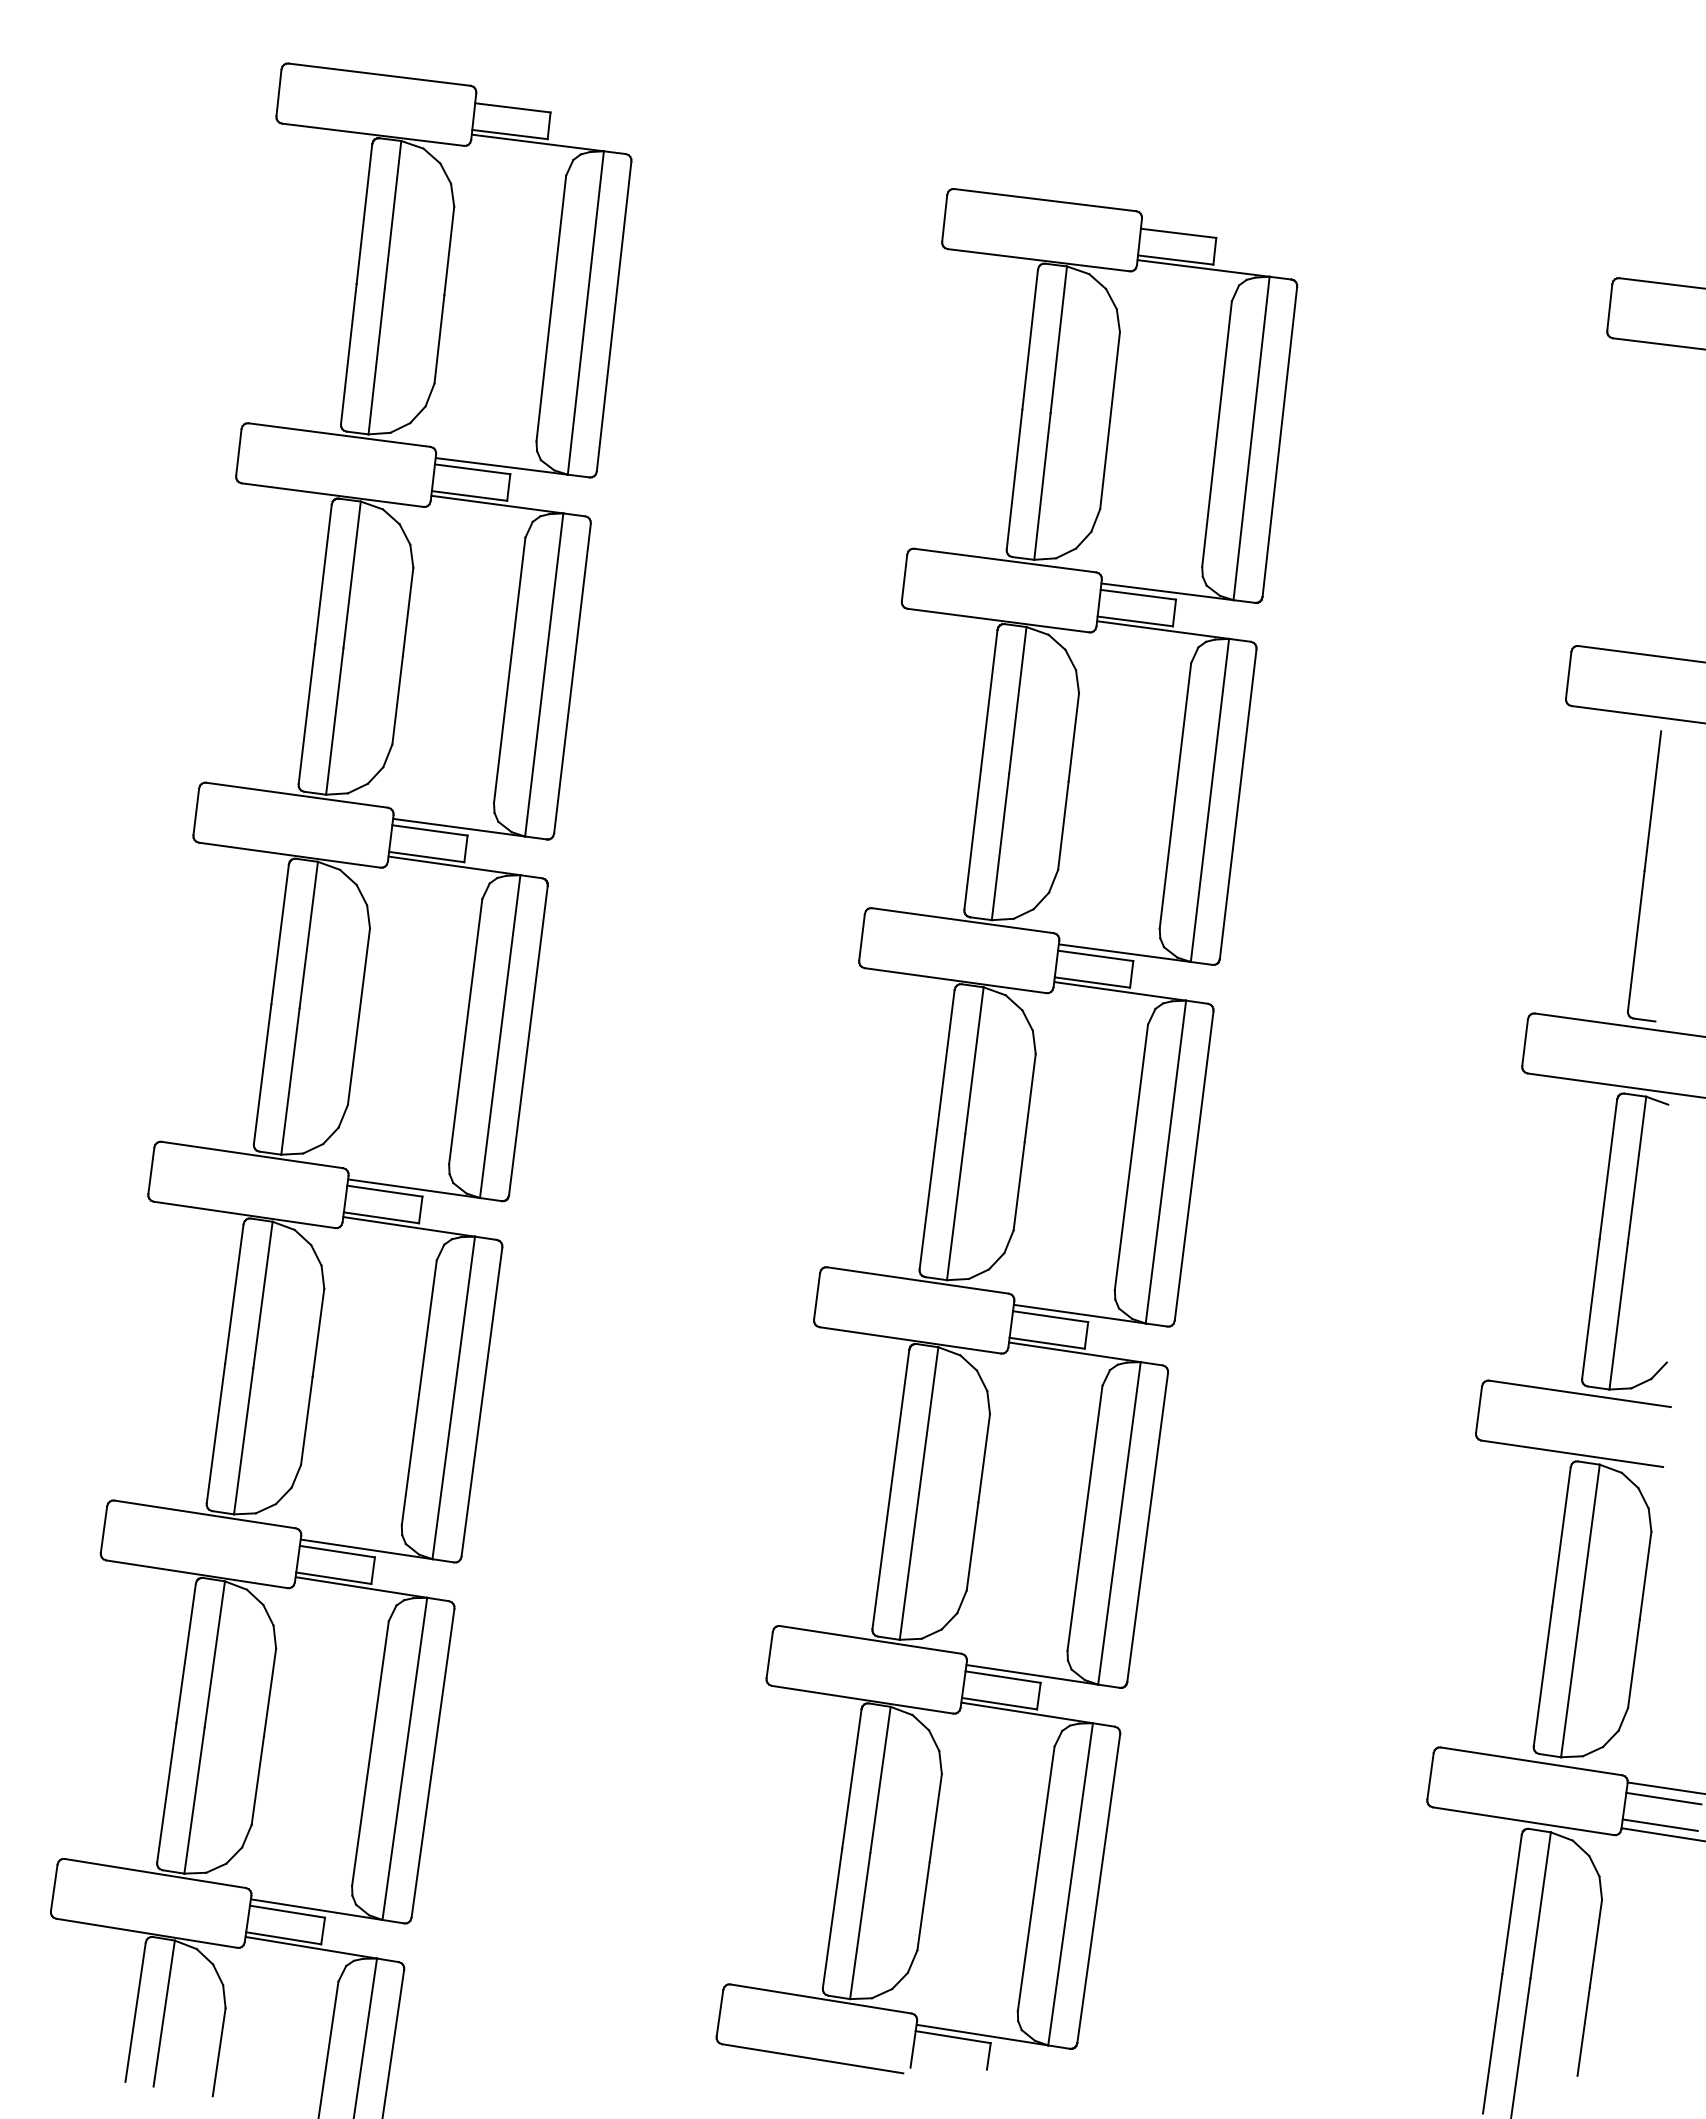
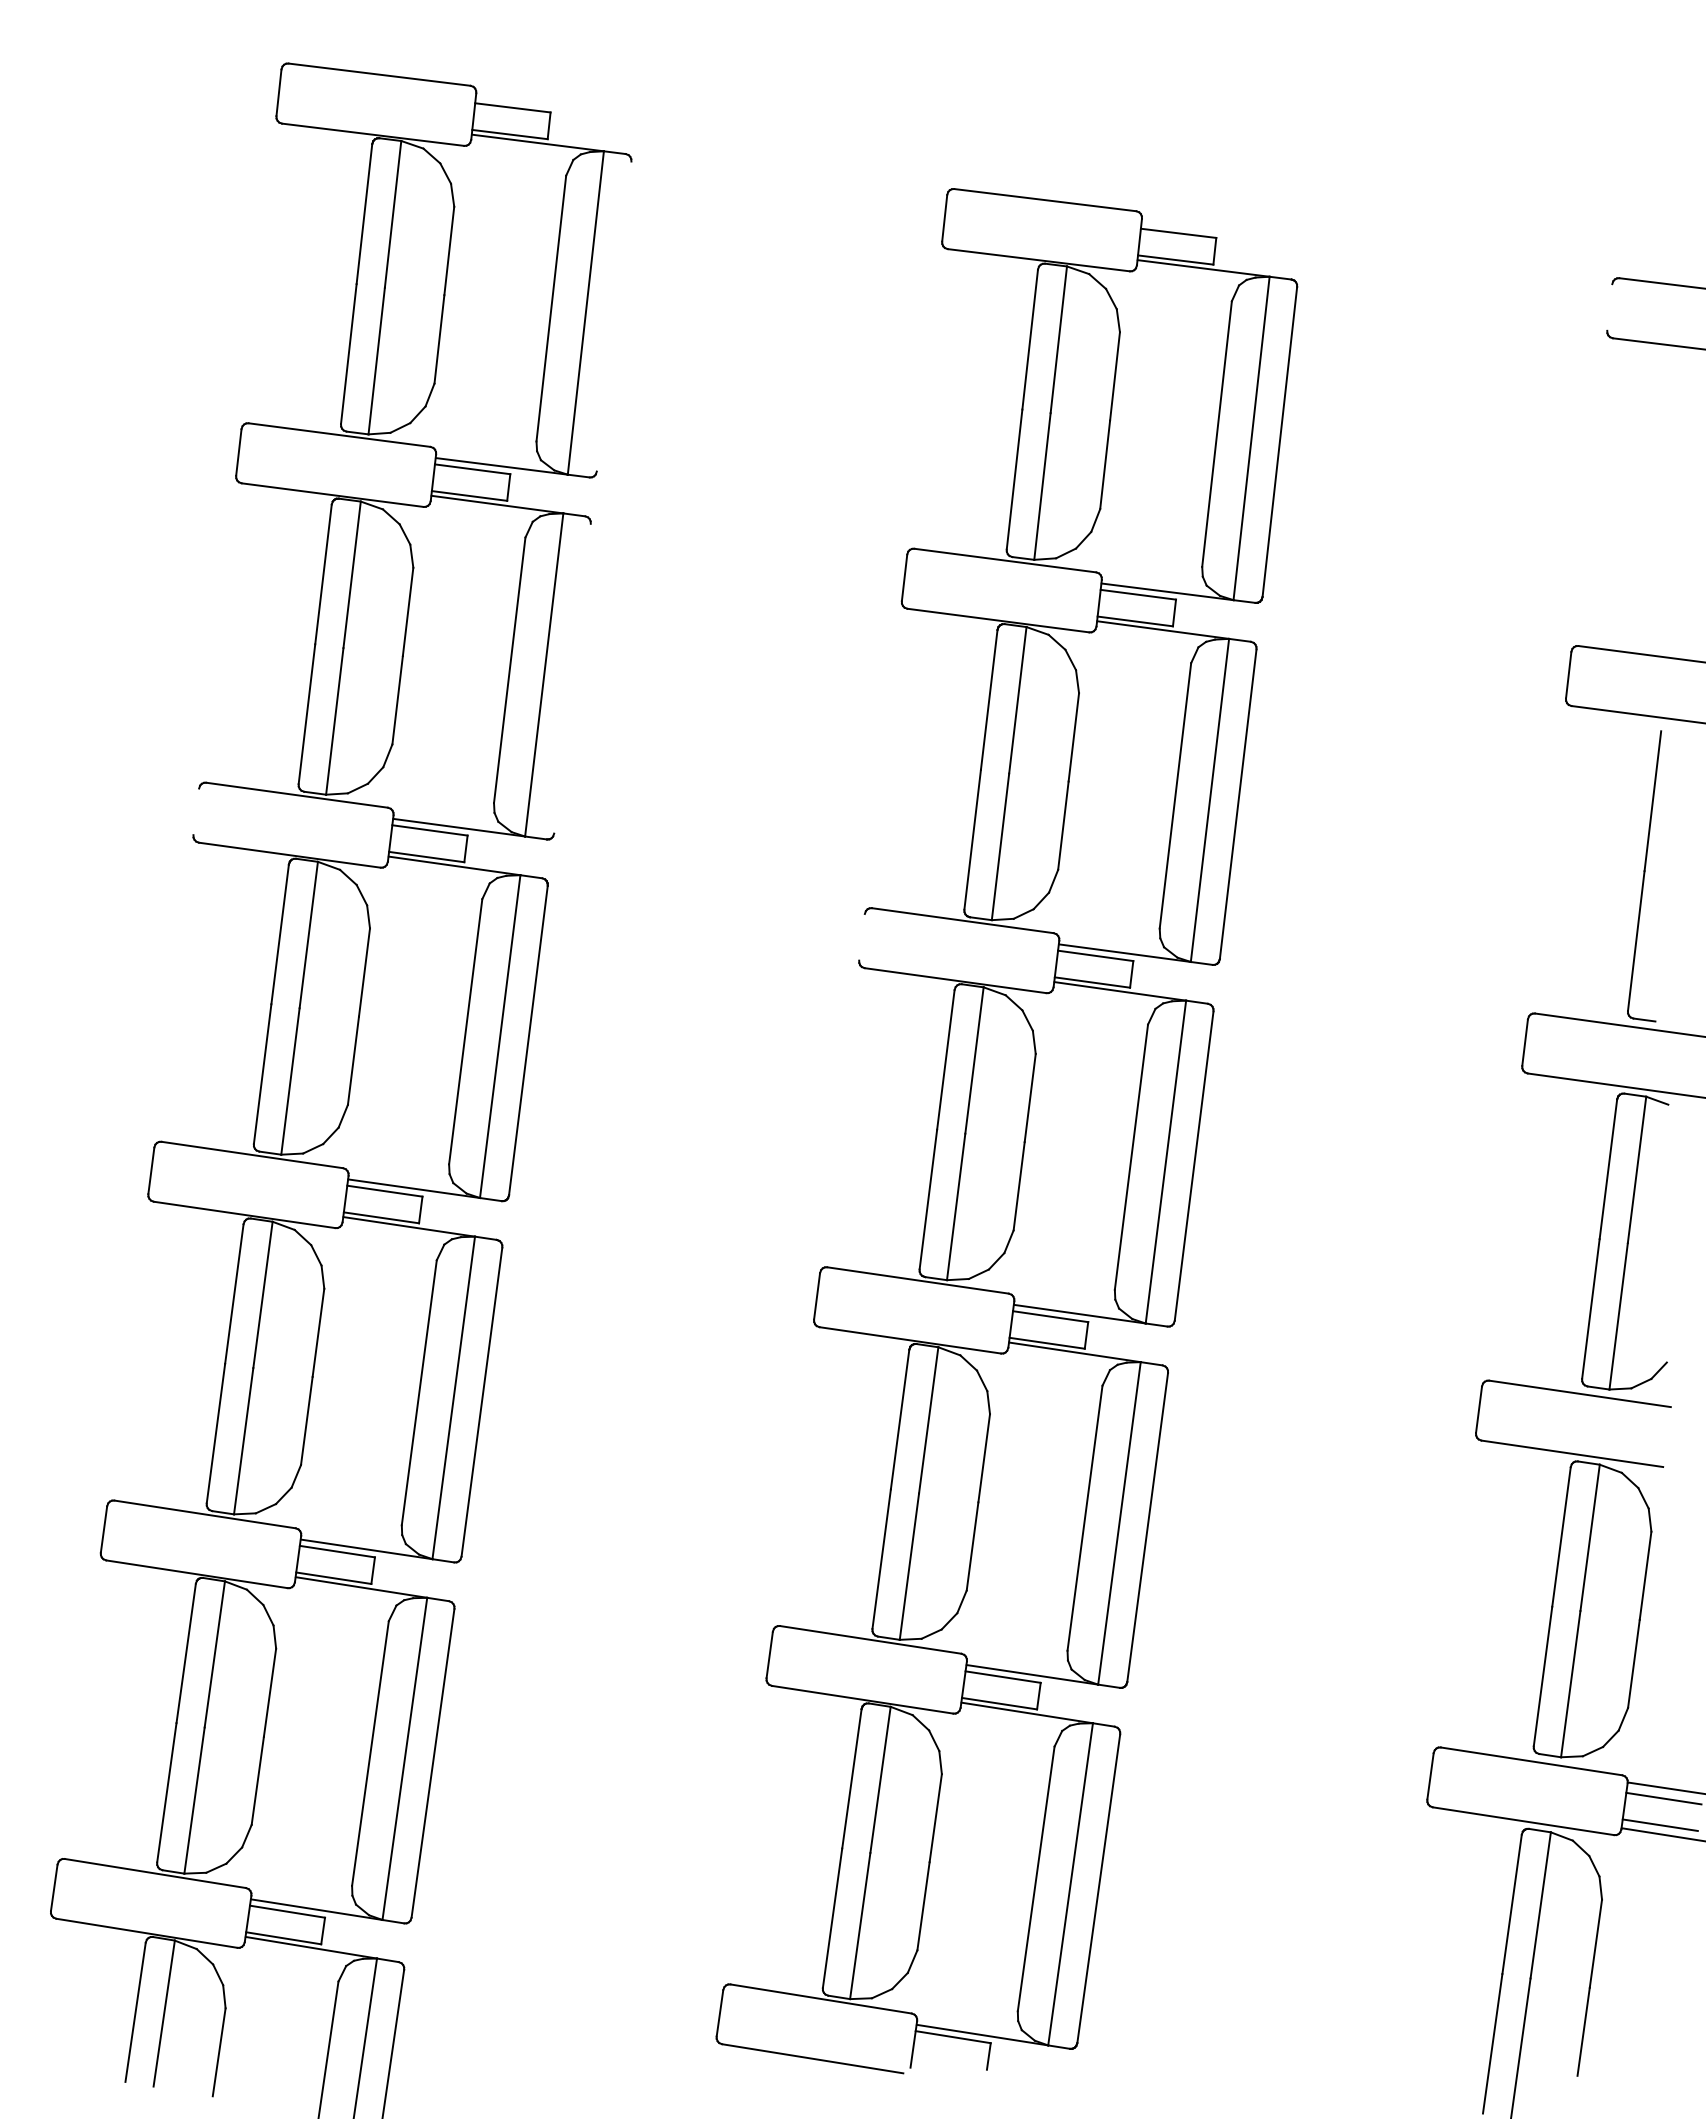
line: present -> none (1609, 307)
line: present -> none (613, 316)
line: present -> none (572, 678)
line: present -> none (196, 811)
line: present -> none (861, 936)
